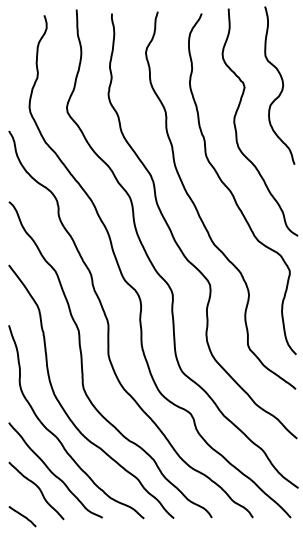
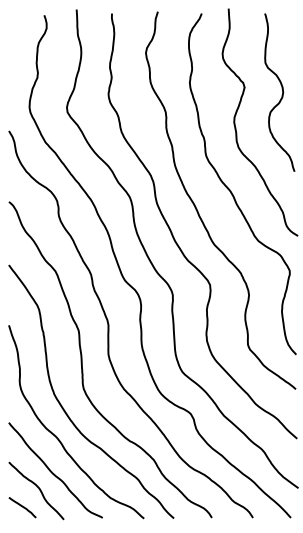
curve position: (282, 85) -> (282, 92) (282, 92)
curve position: (22, 516) -> (22, 507) (22, 507)
